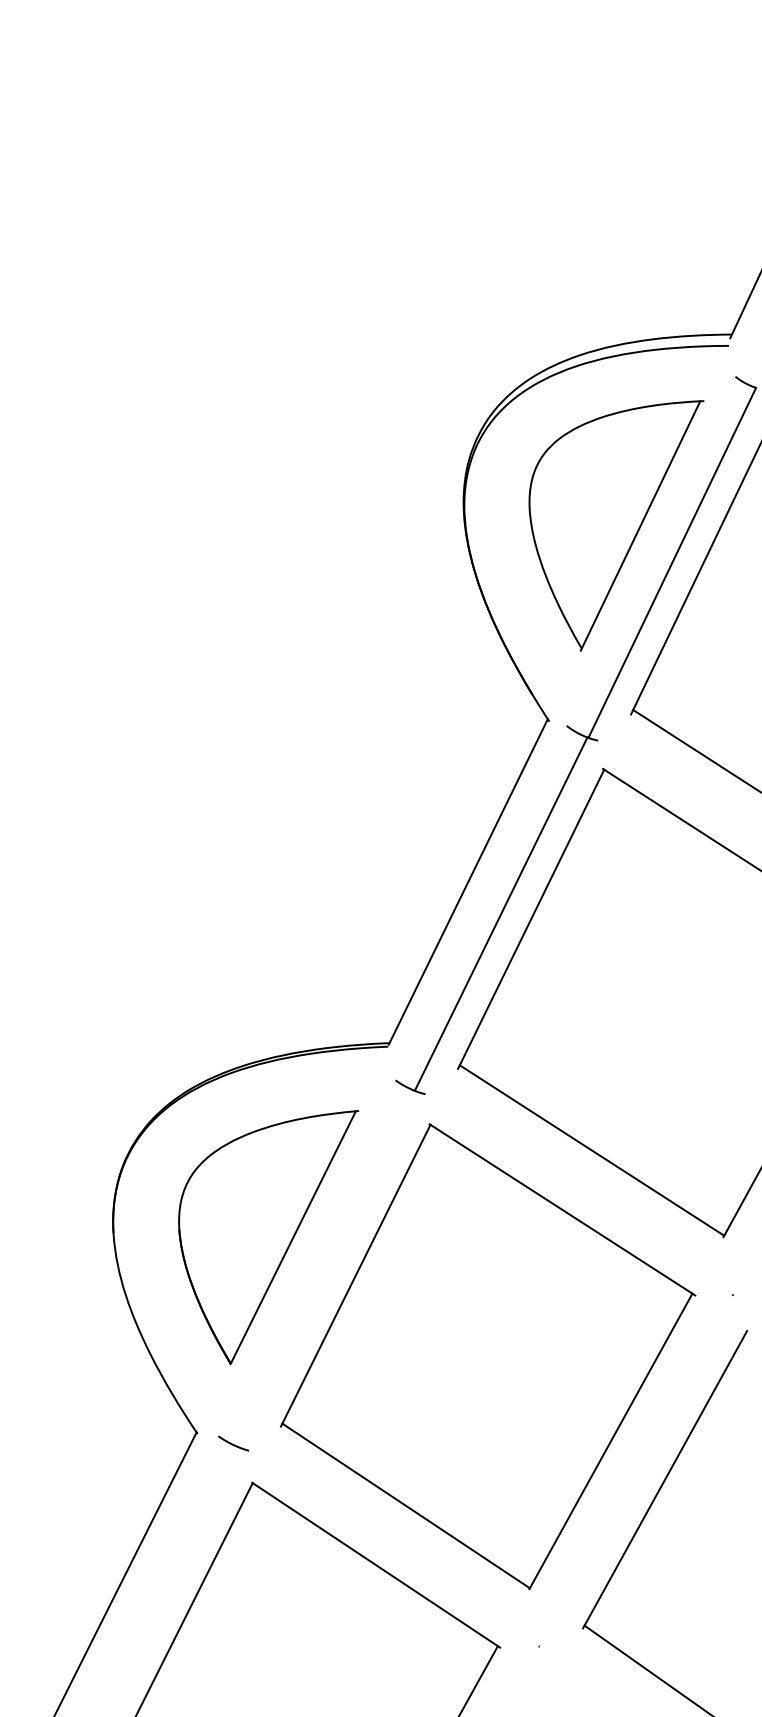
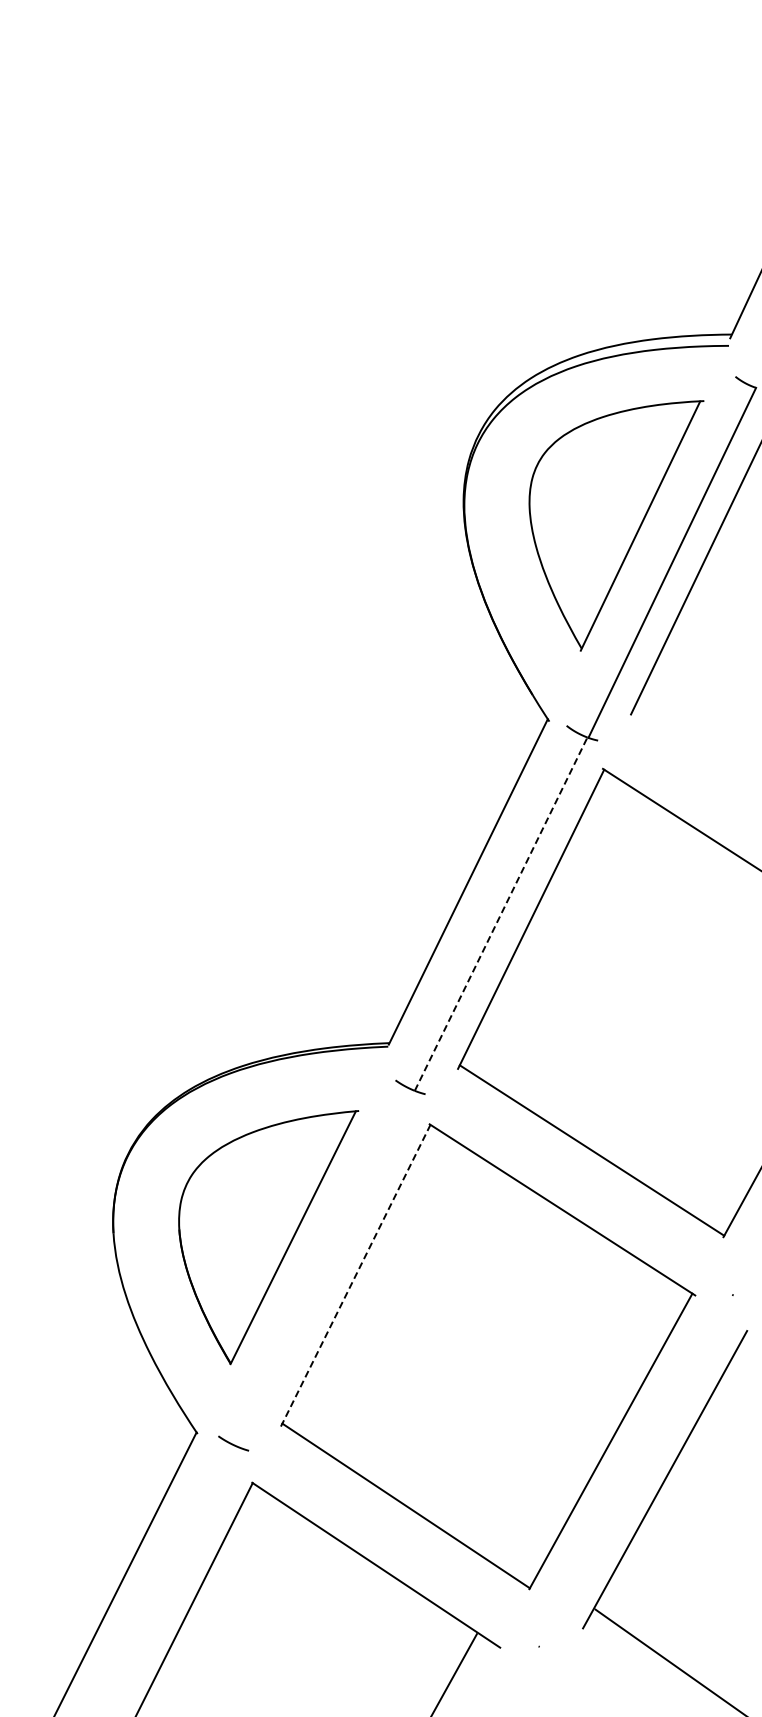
line: present -> none (695, 749)
line: solid -> dashed (501, 914)
line: solid -> dashed (355, 1275)
line position: (646, 1669) -> (668, 1661) (668, 1661)
line position: (478, 1679) -> (454, 1673) (454, 1673)
